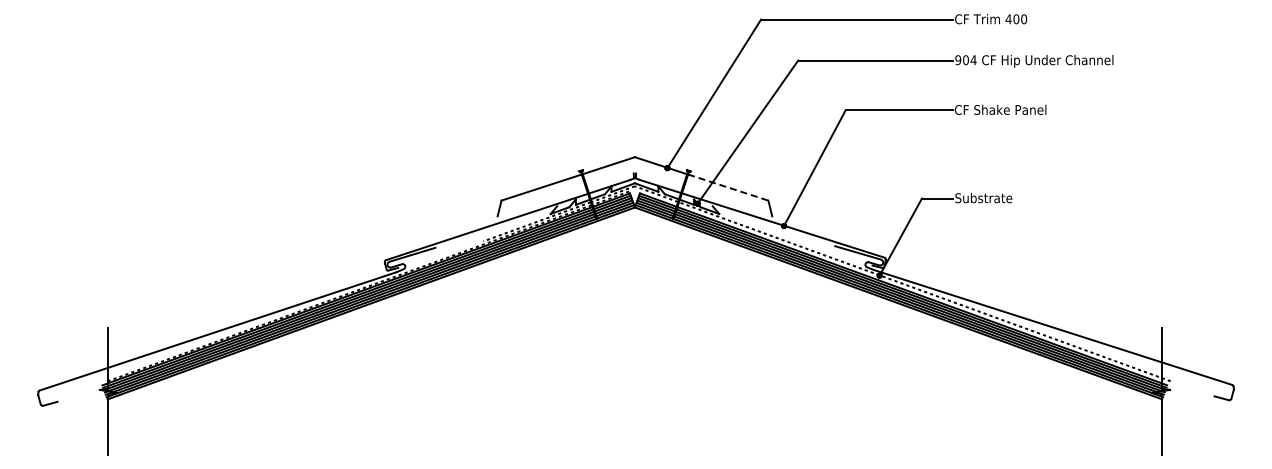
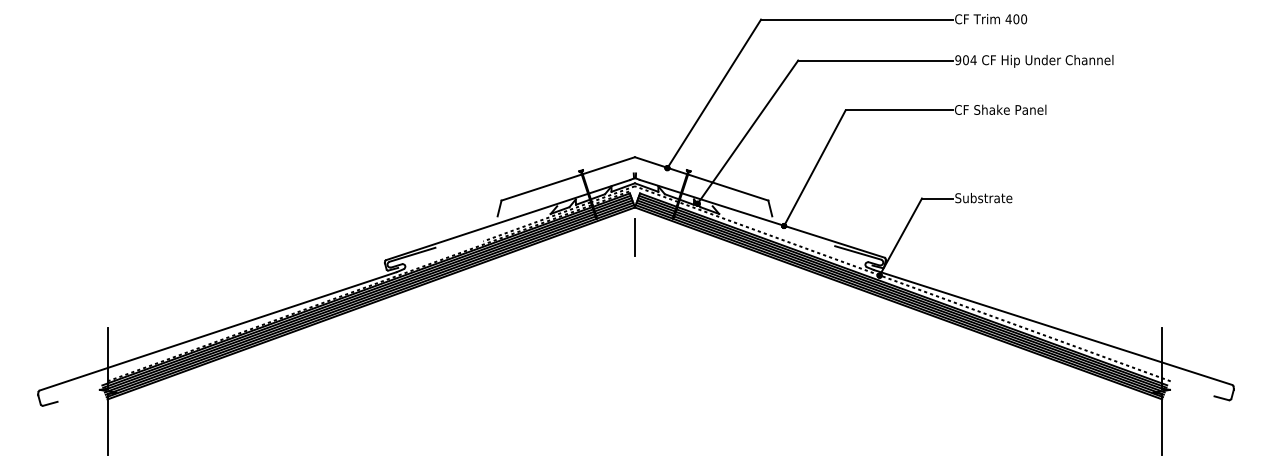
line: dashed -> solid (728, 187)
line: none -> present (634, 237)
